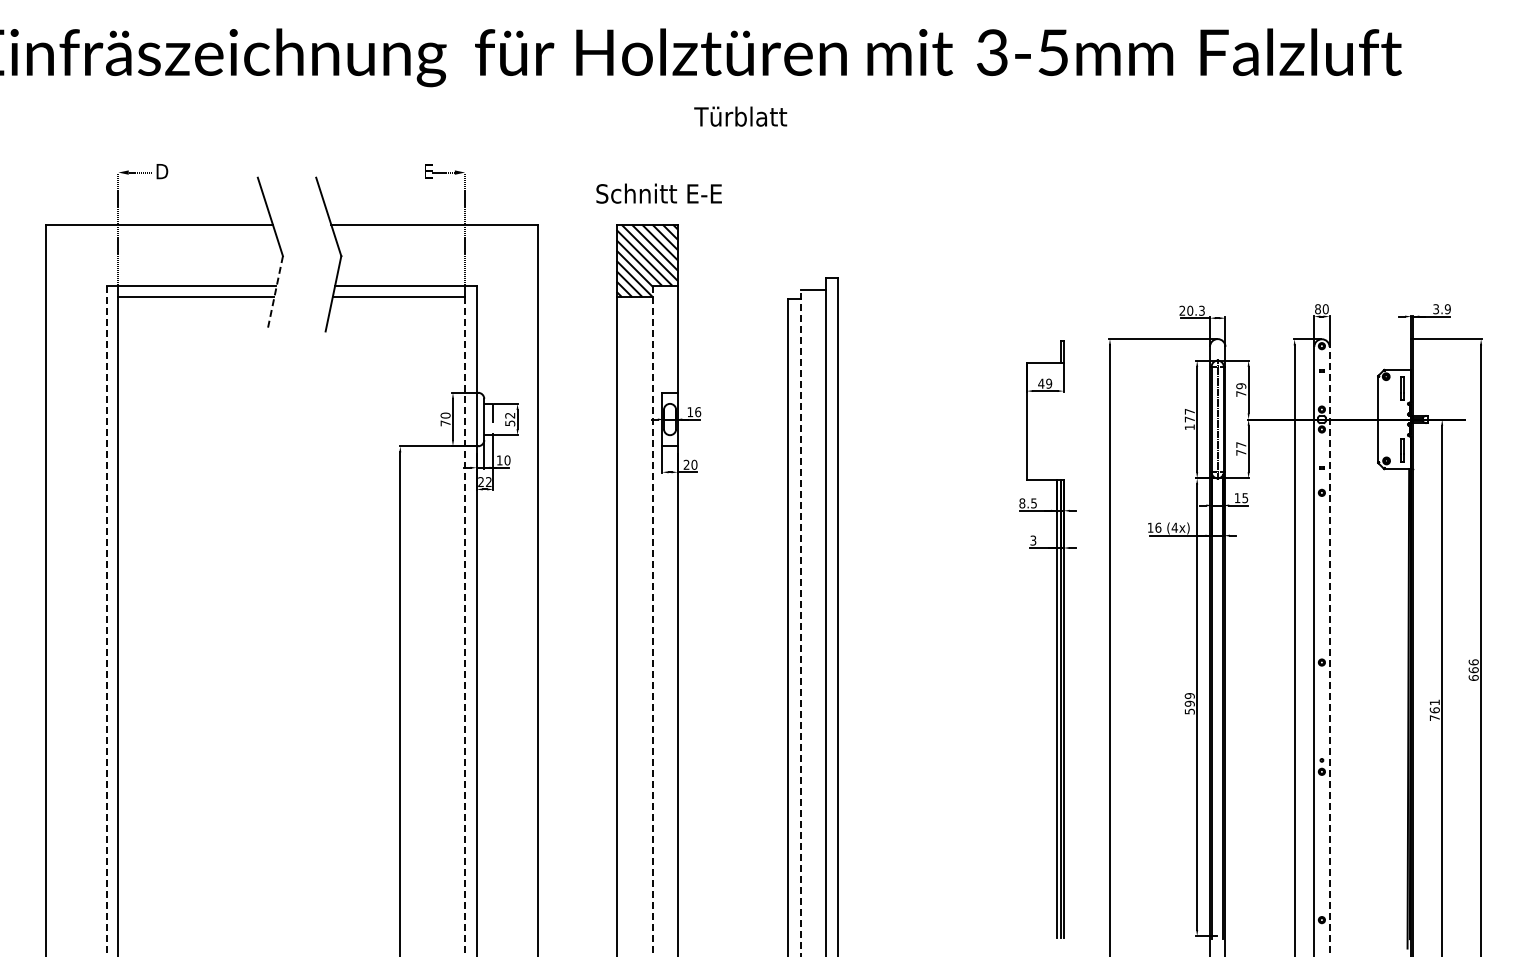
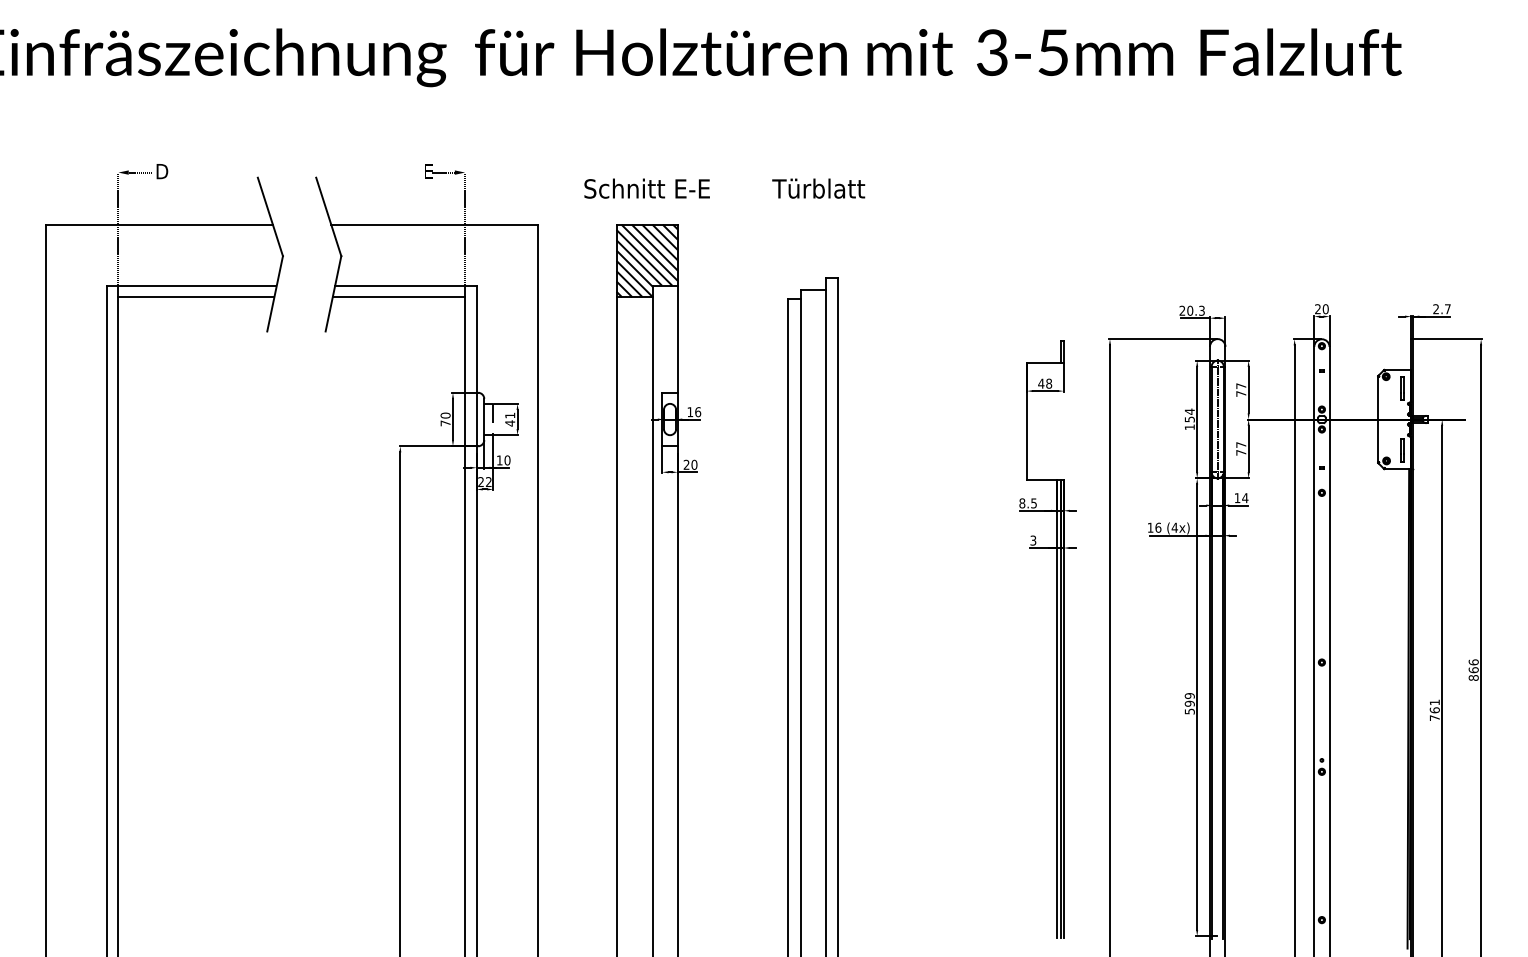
text position: (740, 116) -> (818, 188) (818, 188)
text position: (658, 193) -> (646, 188) (646, 188)
line: dashed -> solid (275, 294)
text: 80 -> 20 (1317, 309)
text: 3.9 -> 2.7 (1441, 309)
text: 49 -> 48 (1049, 383)
text: 79 -> 77 (1241, 386)
text: 177 -> 154 (1189, 415)
text: 52 -> 41 (510, 419)
text: 15 -> 14 (1245, 498)
line: dashed -> solid (106, 621)
line: dashed -> solid (653, 621)
line: dashed -> solid (801, 622)
line: dashed -> solid (465, 627)
line: dashed -> solid (1329, 651)
text: 666 -> 866 (1473, 677)
